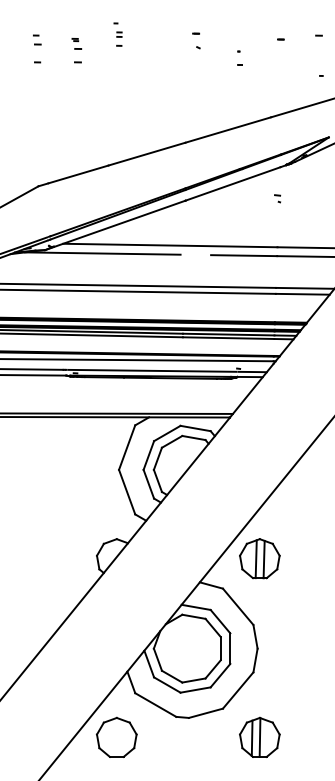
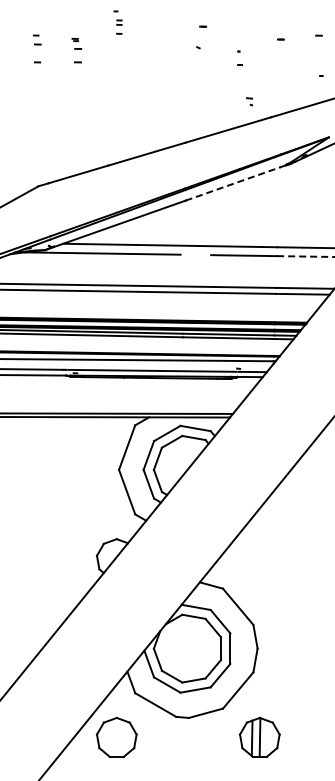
part position: (196, 33) -> (203, 26) (203, 26)
part position: (117, 34) -> (117, 22) (117, 22)
line: solid -> dashed (233, 183)
part position: (277, 198) -> (249, 101) (249, 101)
line: solid -> dashed (306, 256)
part: present -> none (259, 558)
